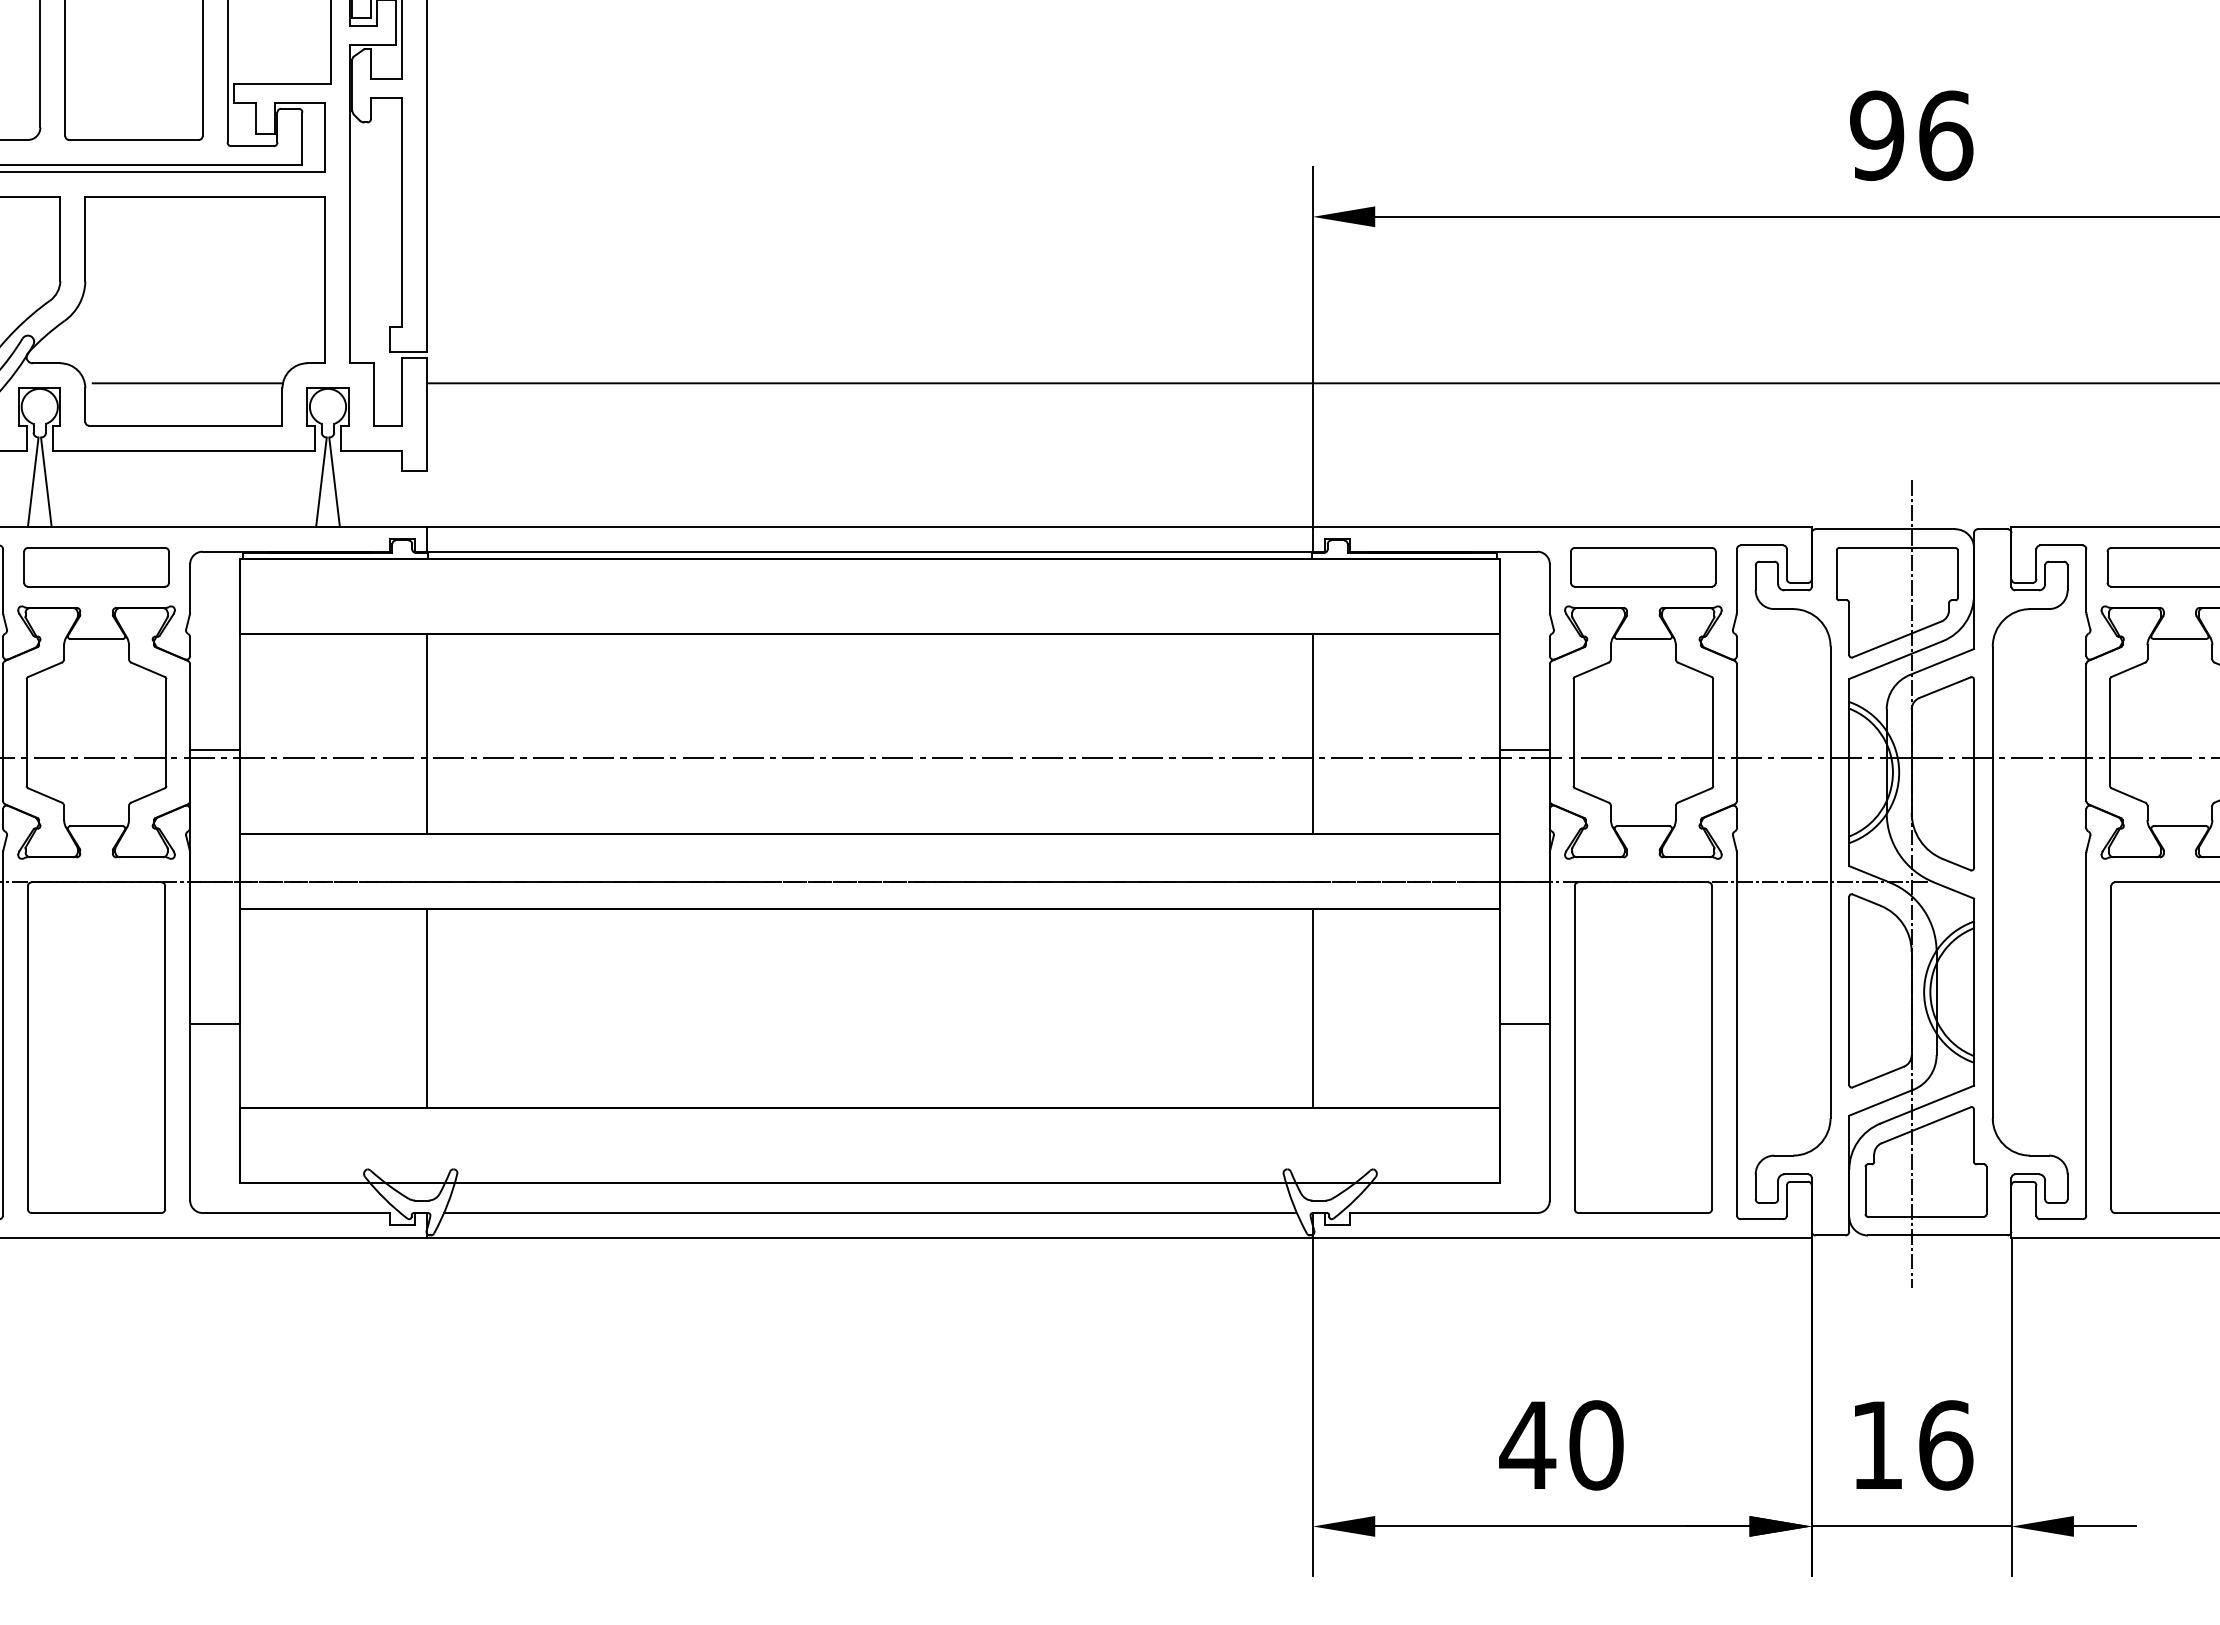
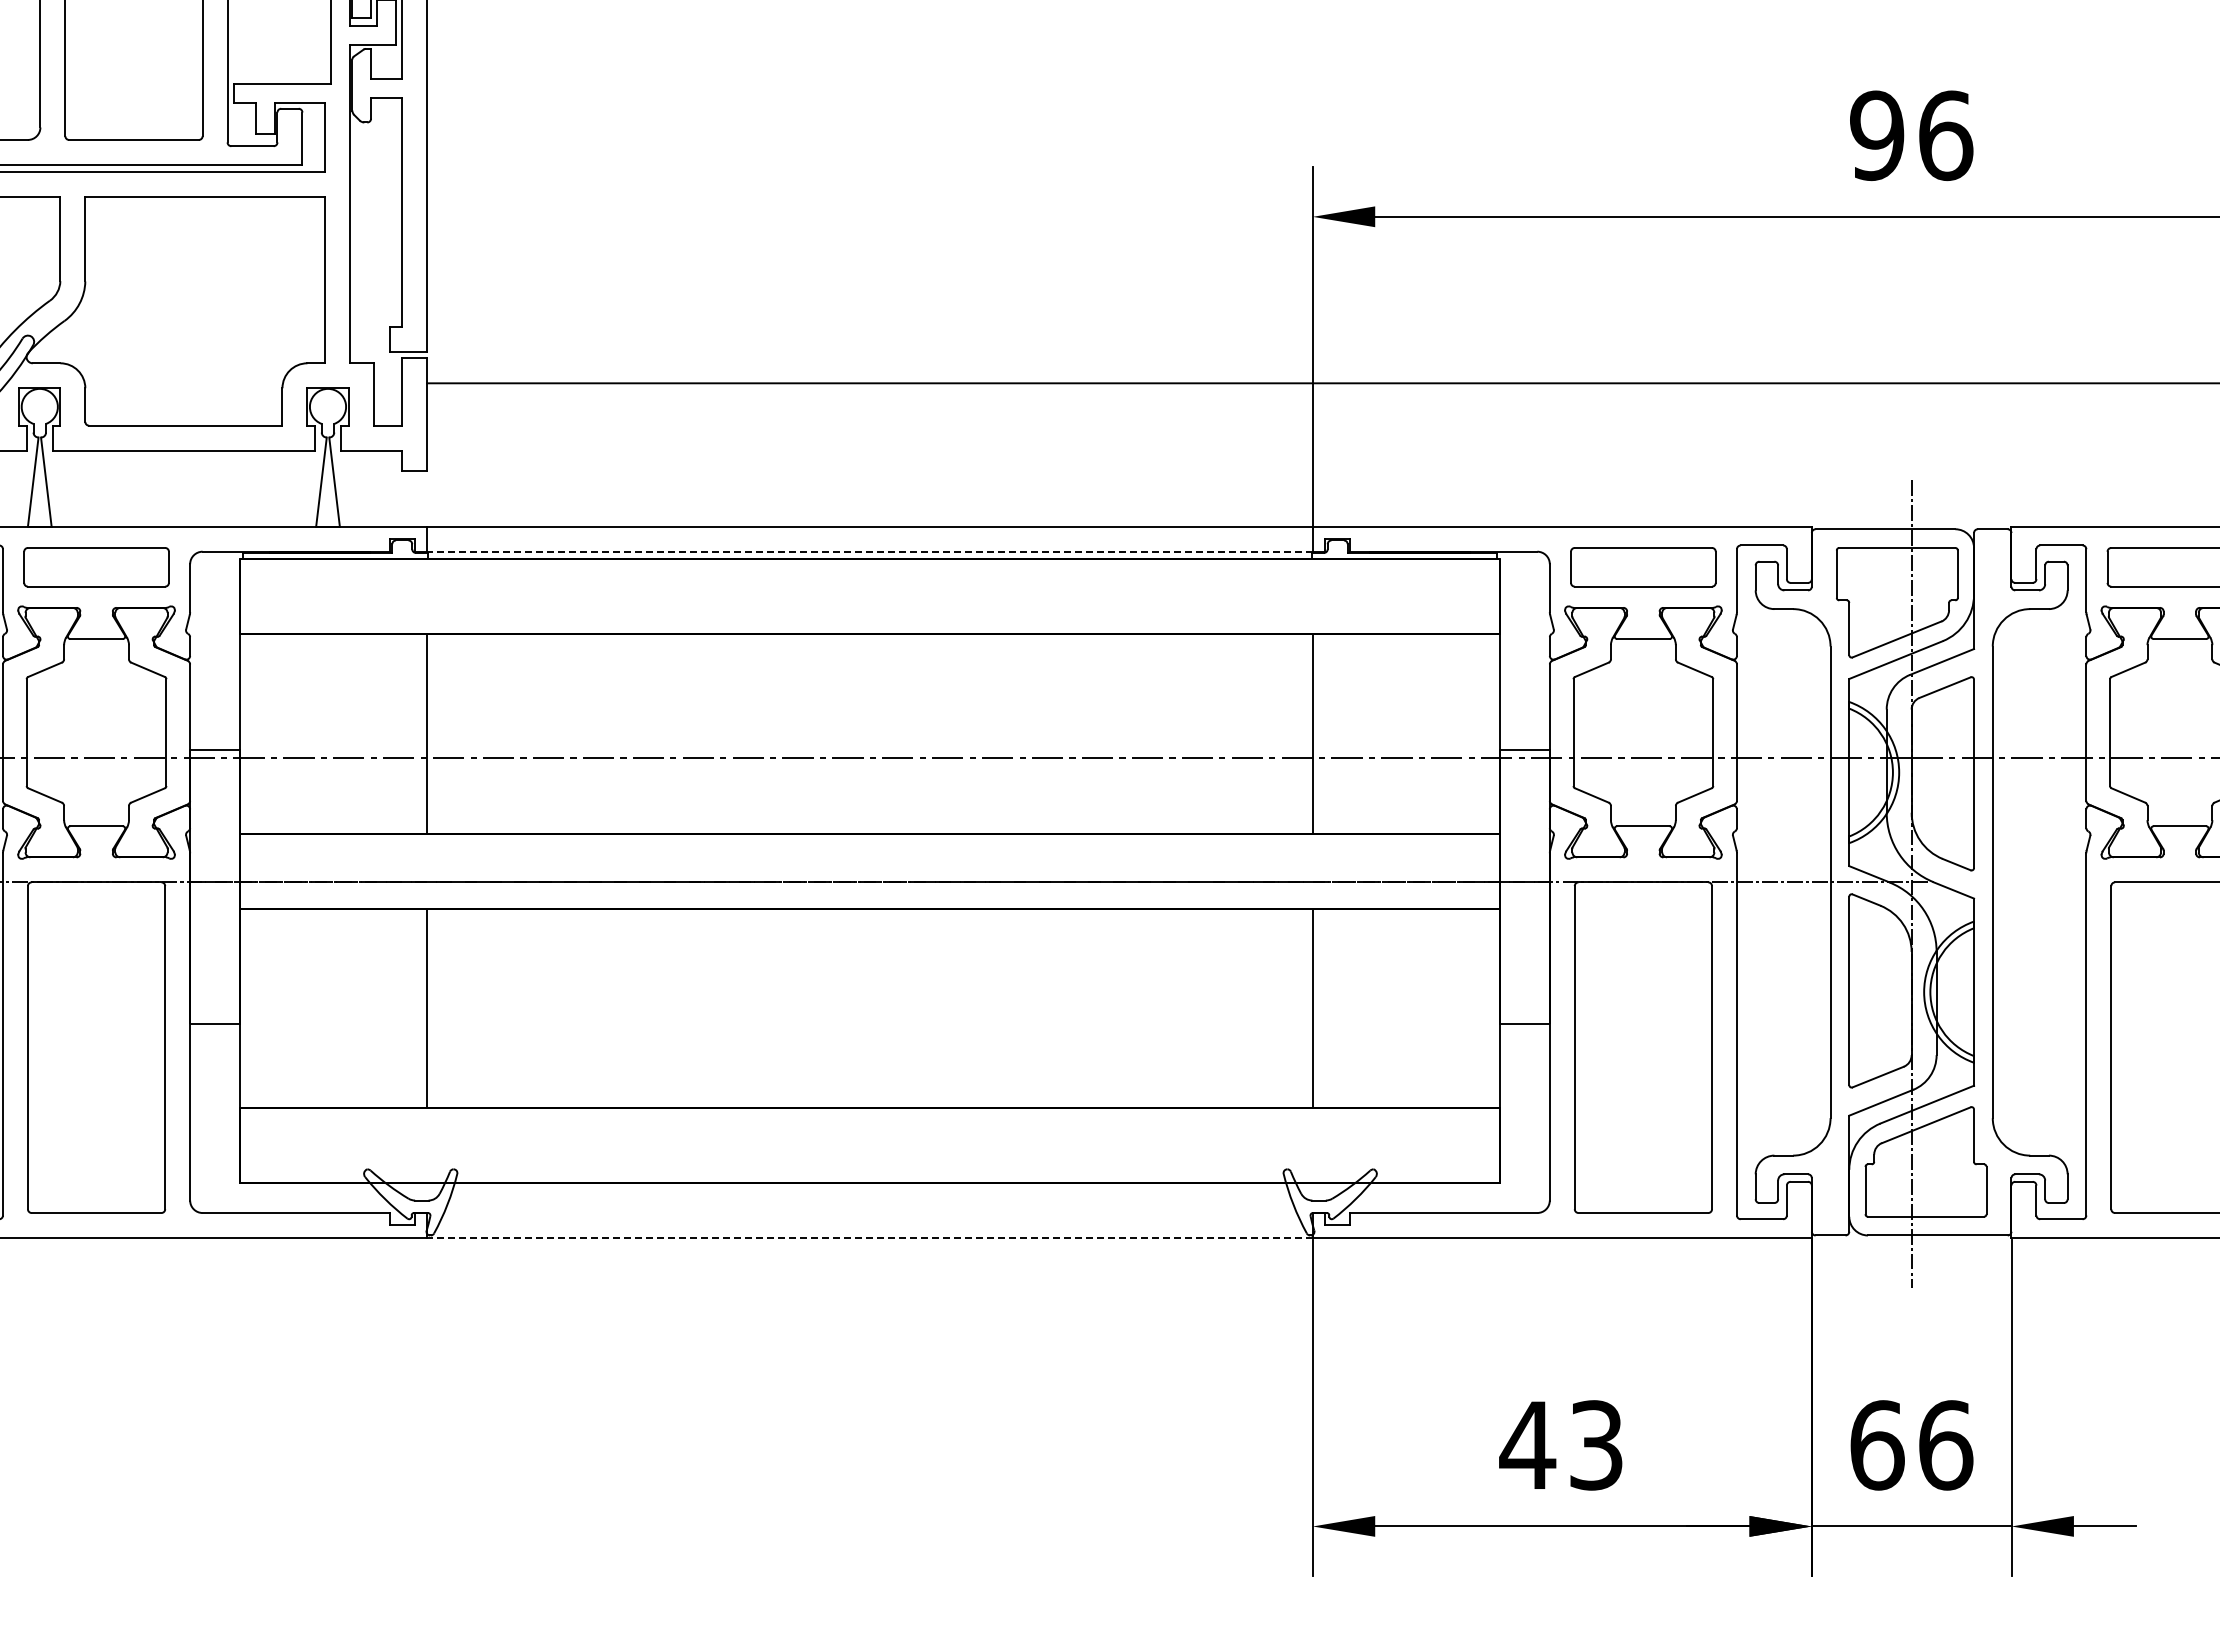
line: present -> none (187, 383)
line: solid -> dashed (869, 551)
line: present -> none (869, 1213)
line: solid -> dashed (869, 1237)
text: 40 -> 43 (1596, 1445)
text: 16 -> 66 (1877, 1445)
